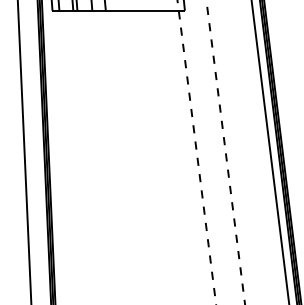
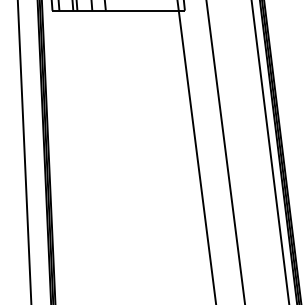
line: dashed -> solid (196, 152)
line: dashed -> solid (225, 152)
